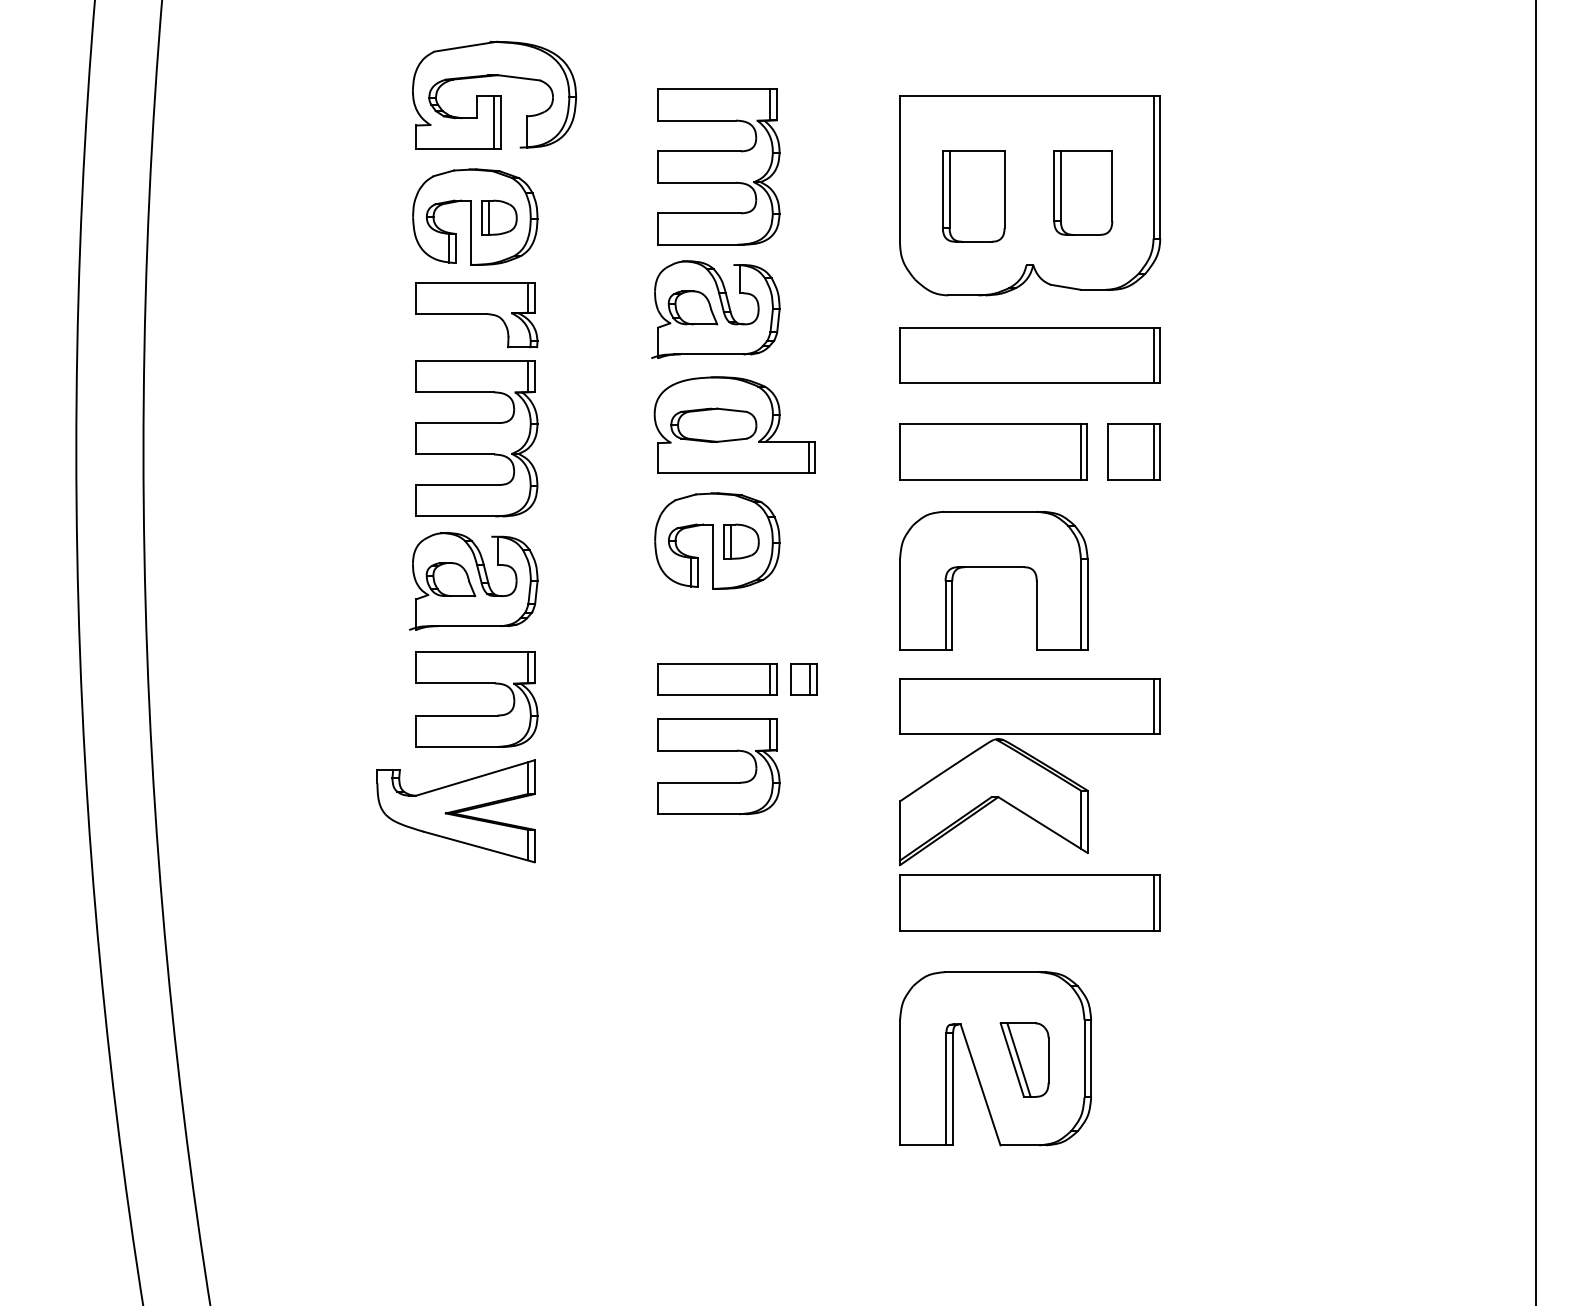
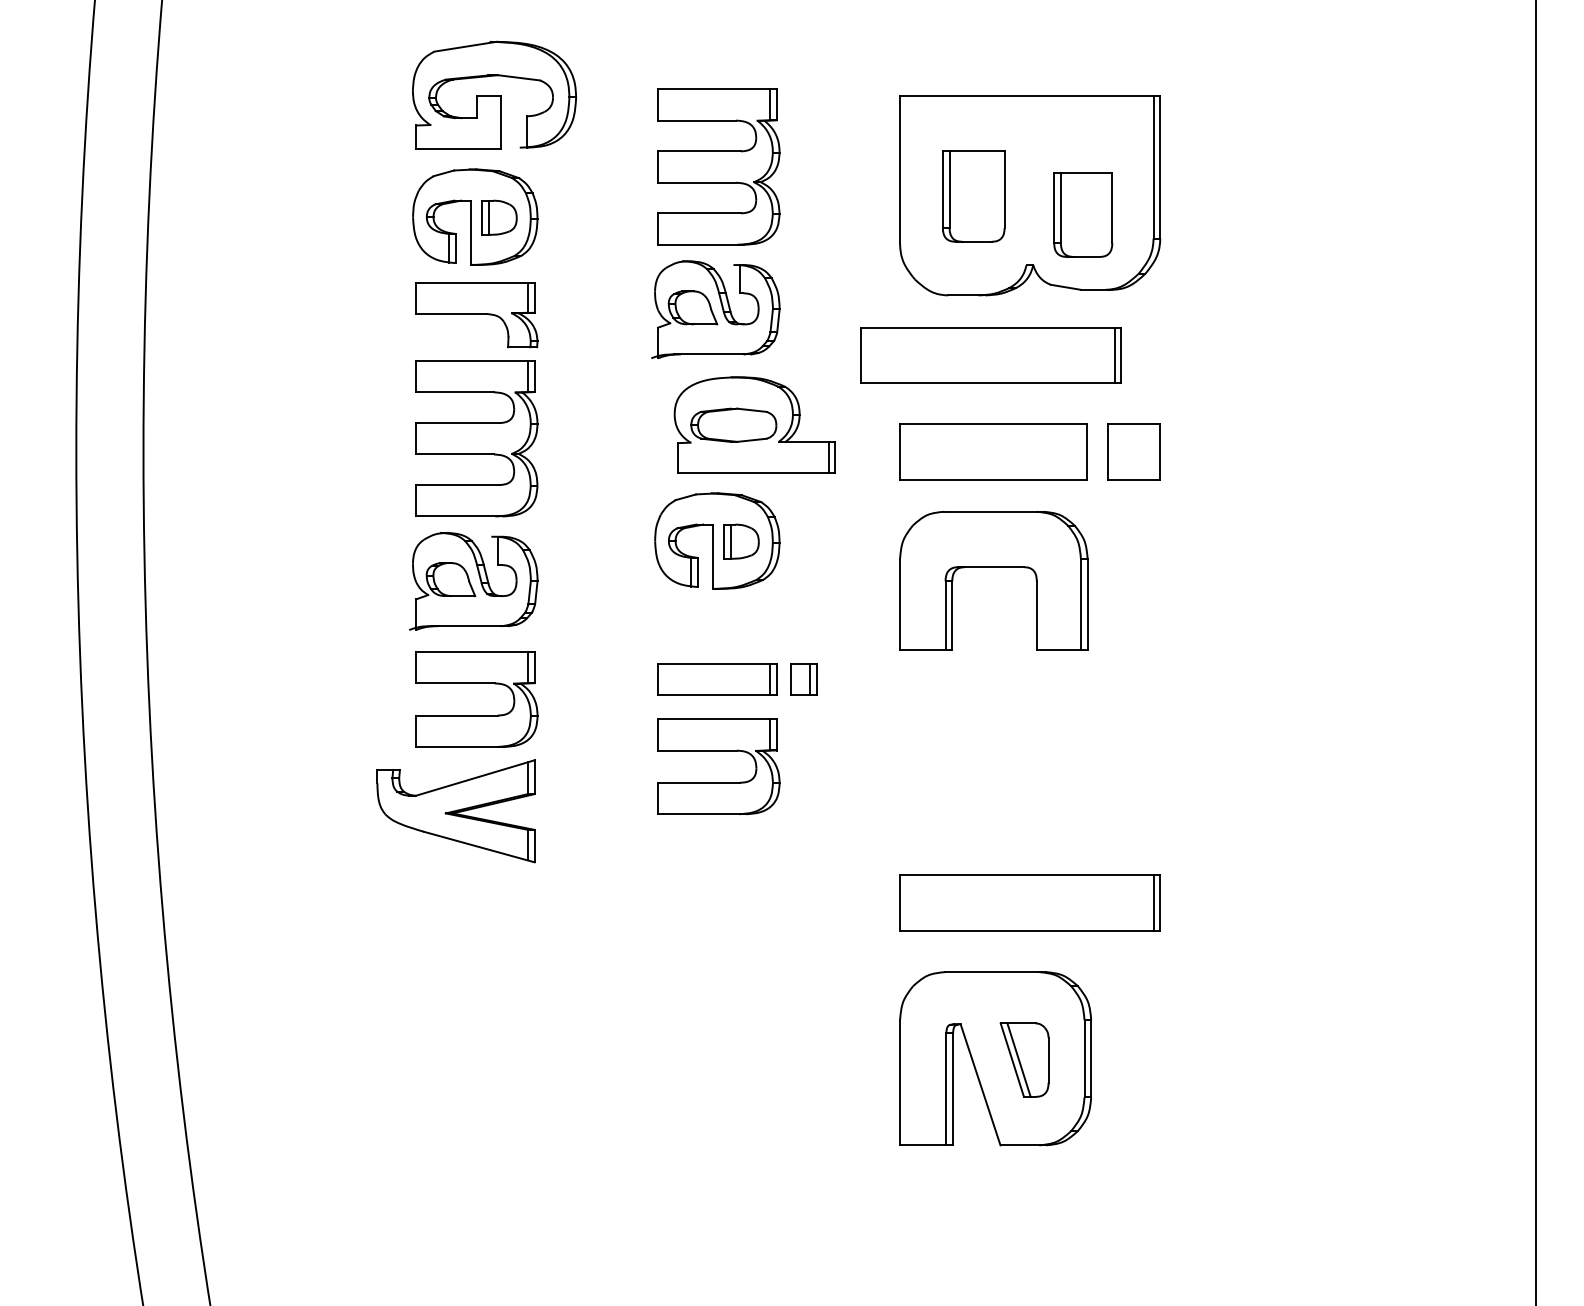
line: present -> none (493, 122)
part position: (1083, 192) -> (1083, 214) (1083, 214)
part position: (1029, 355) -> (990, 355) (990, 355)
part position: (734, 424) -> (754, 424) (754, 424)
line: present -> none (1080, 451)
line: present -> none (1153, 451)
part: present -> none (1029, 772)
